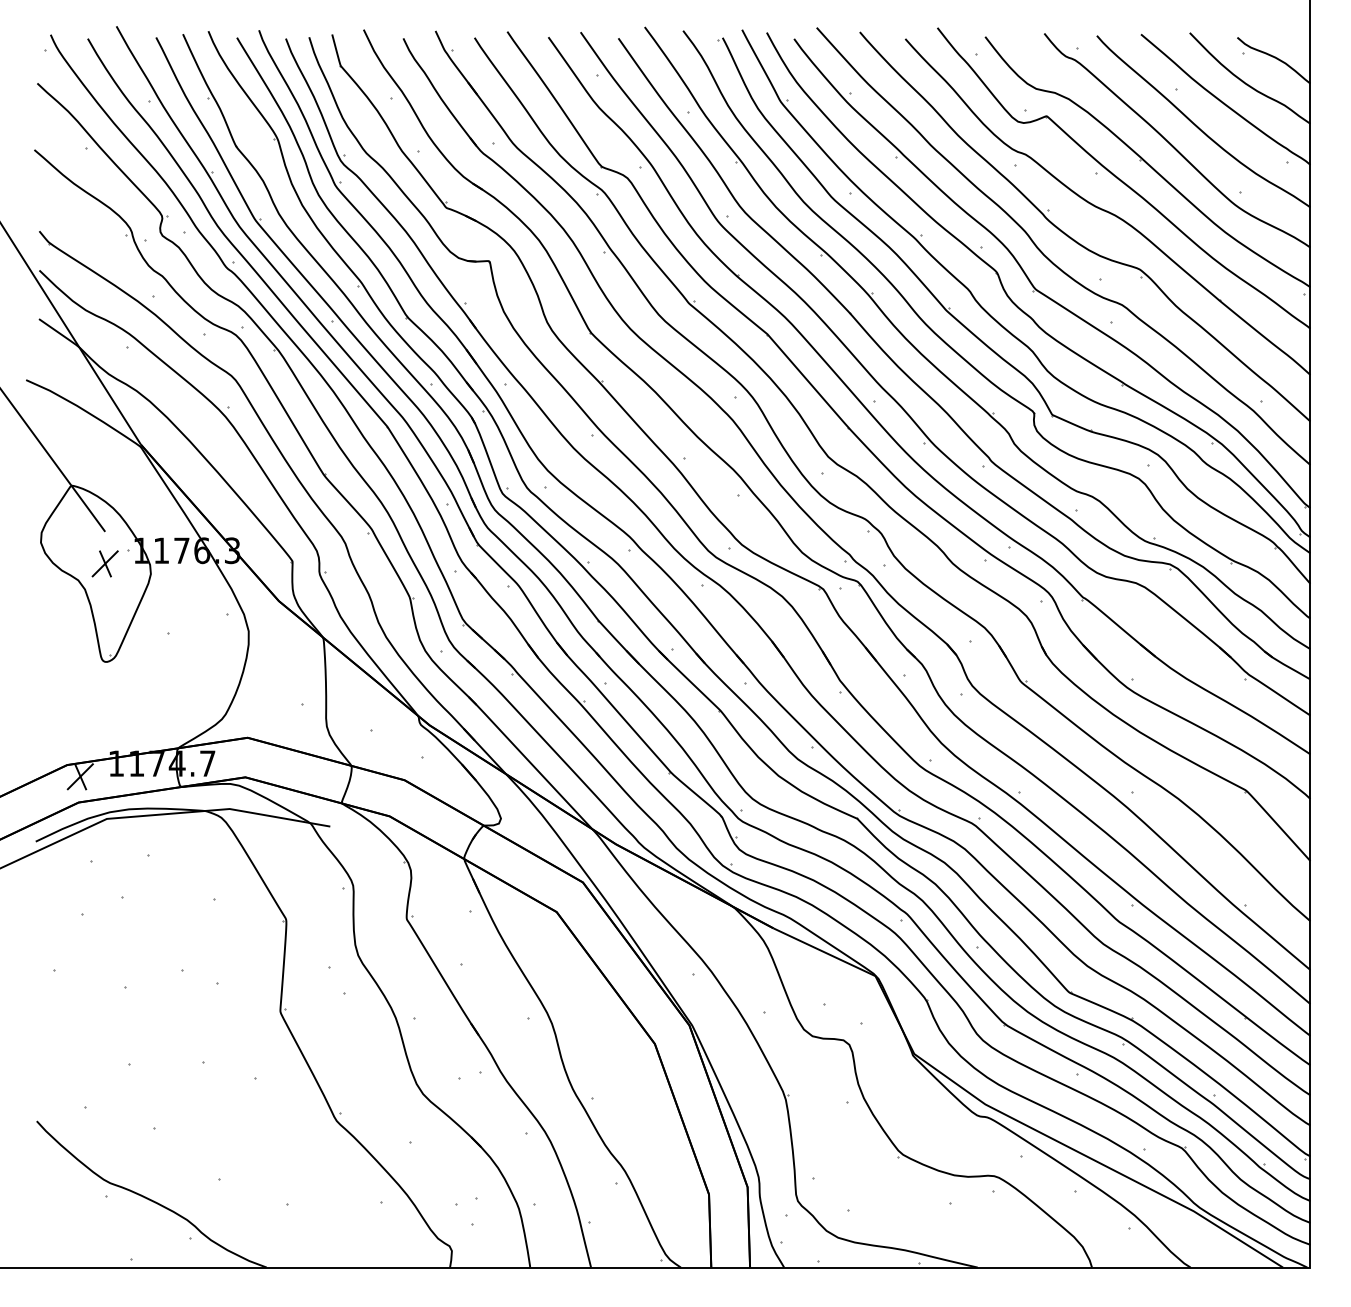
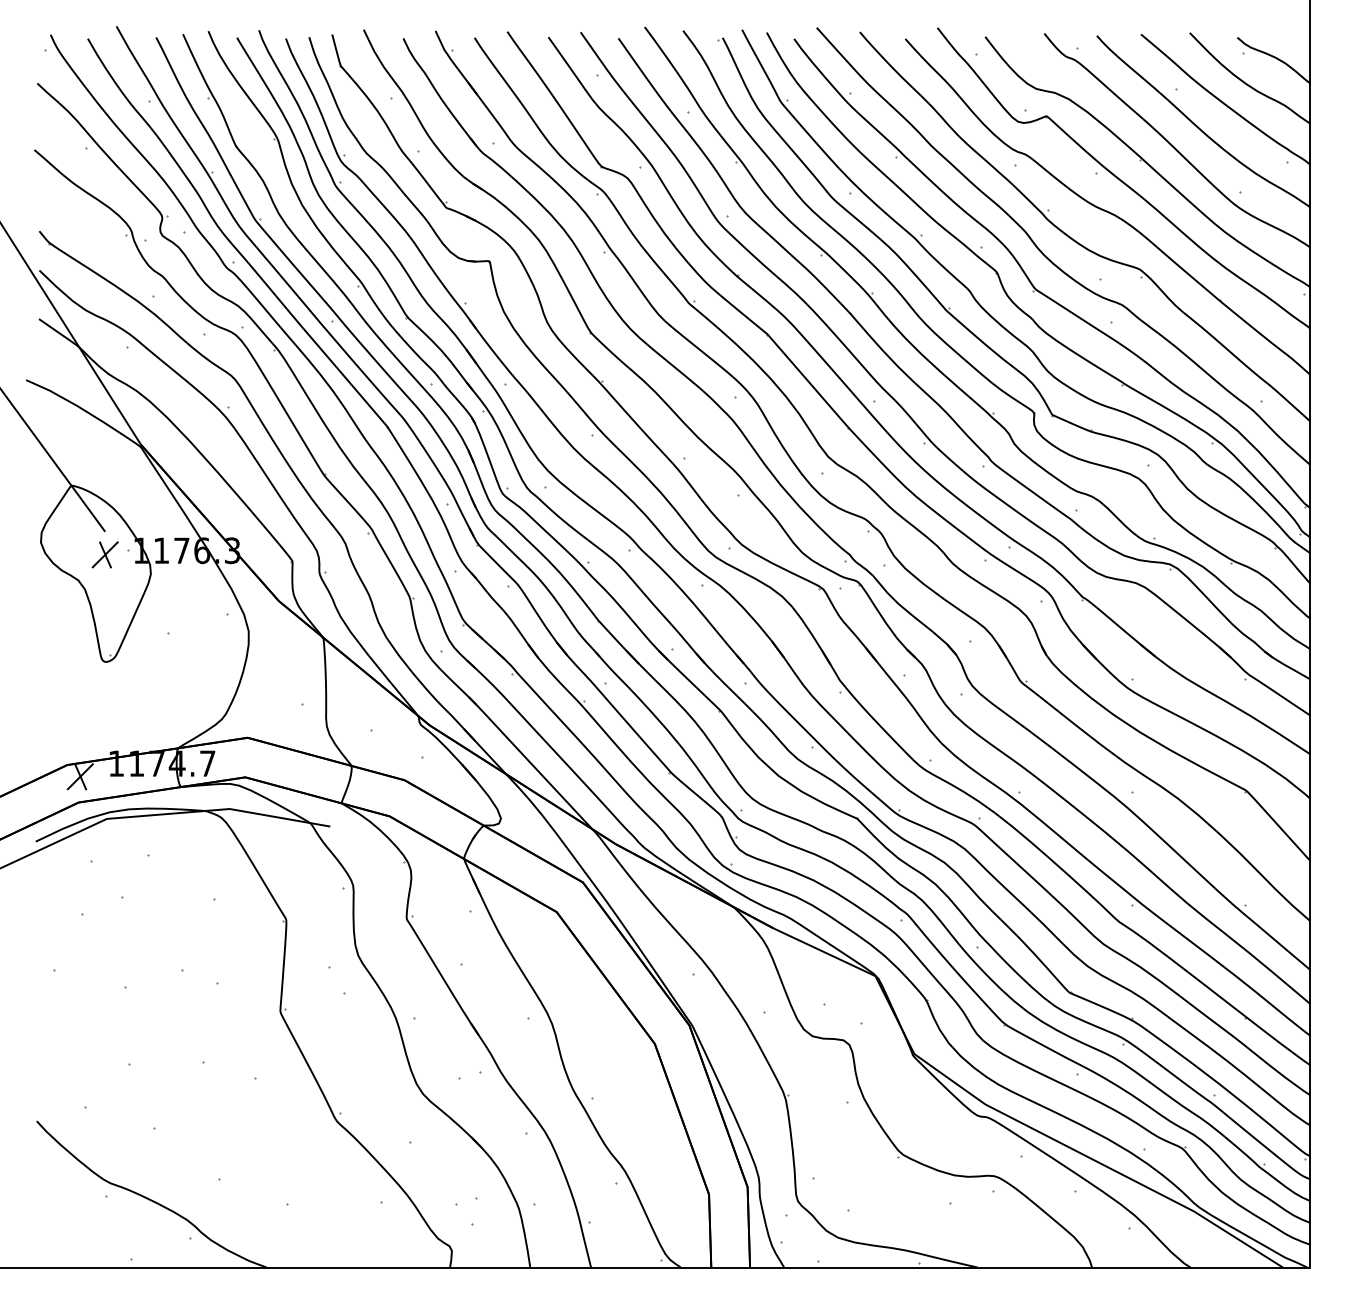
part position: (104, 563) -> (104, 554) (104, 554)
